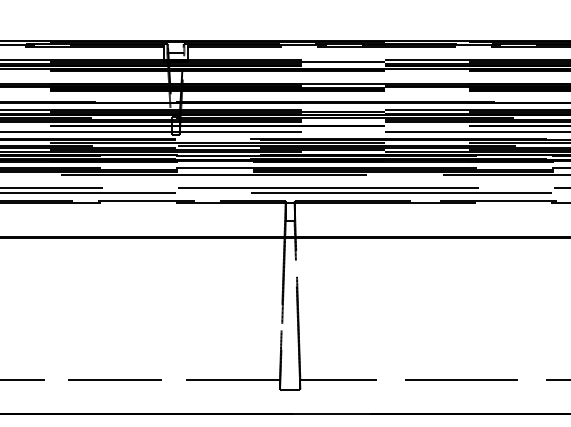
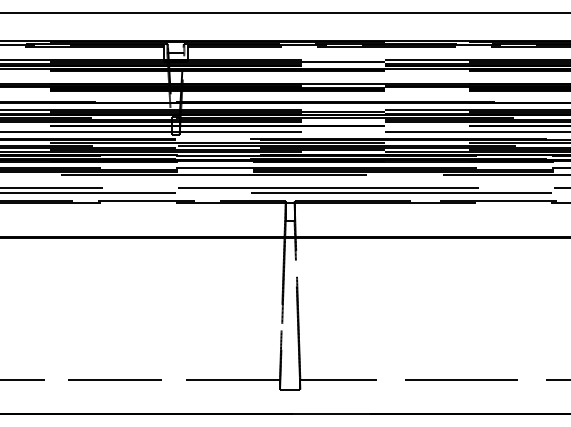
line: none -> present (284, 12)
